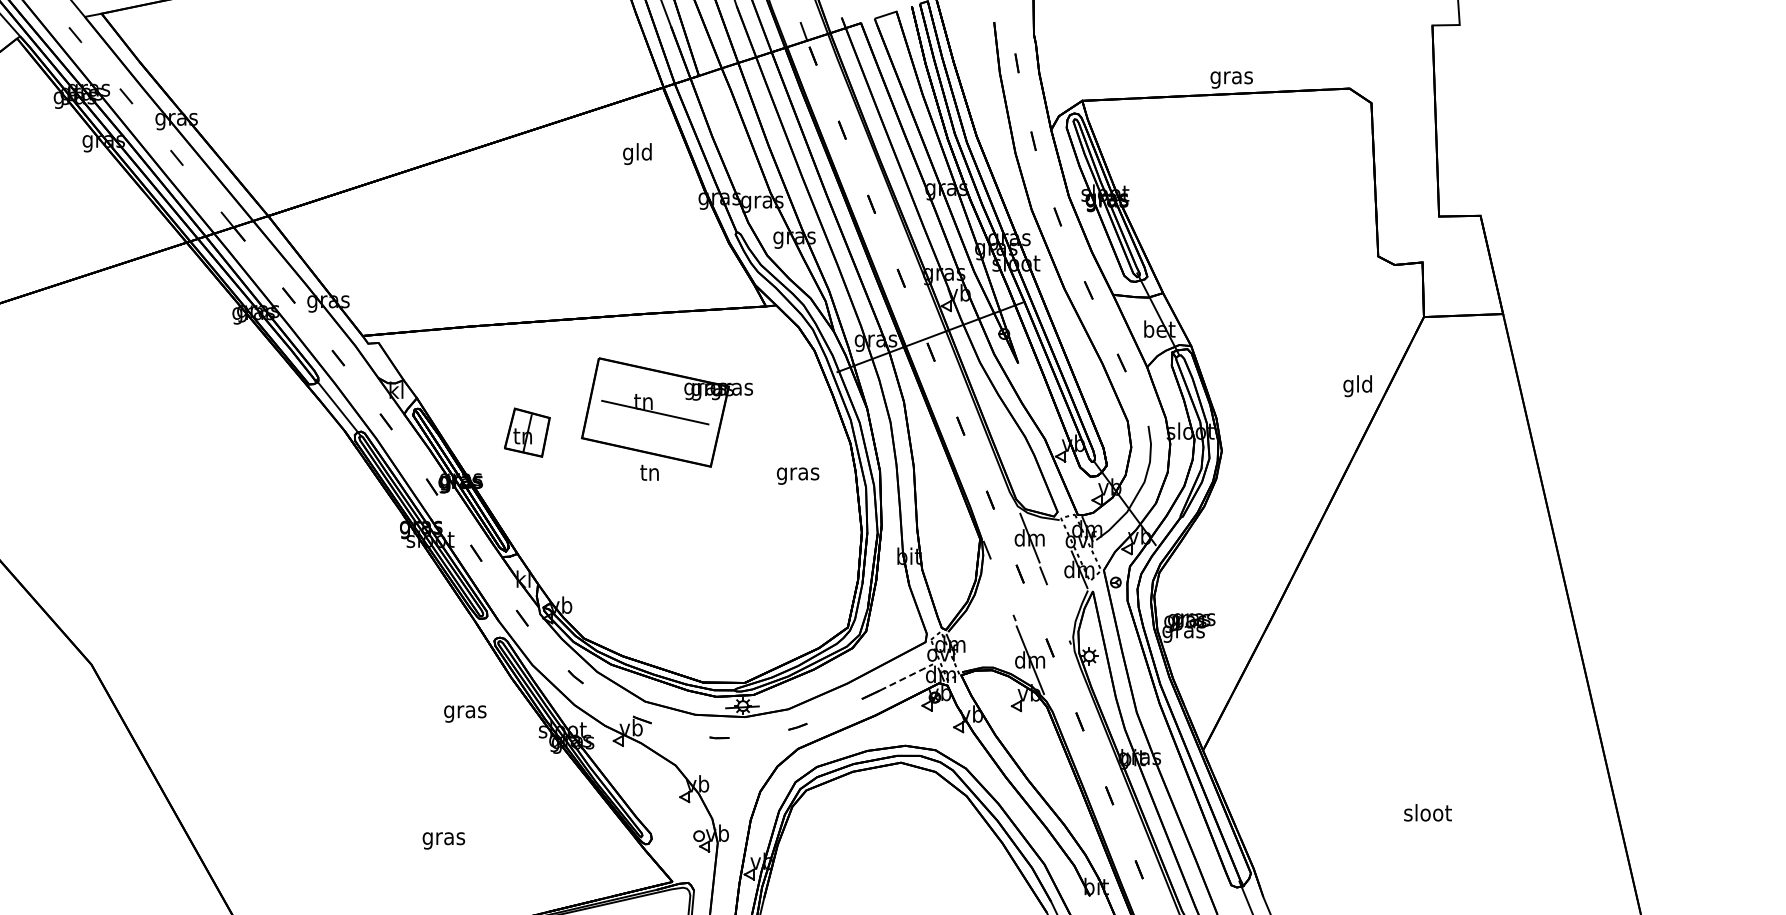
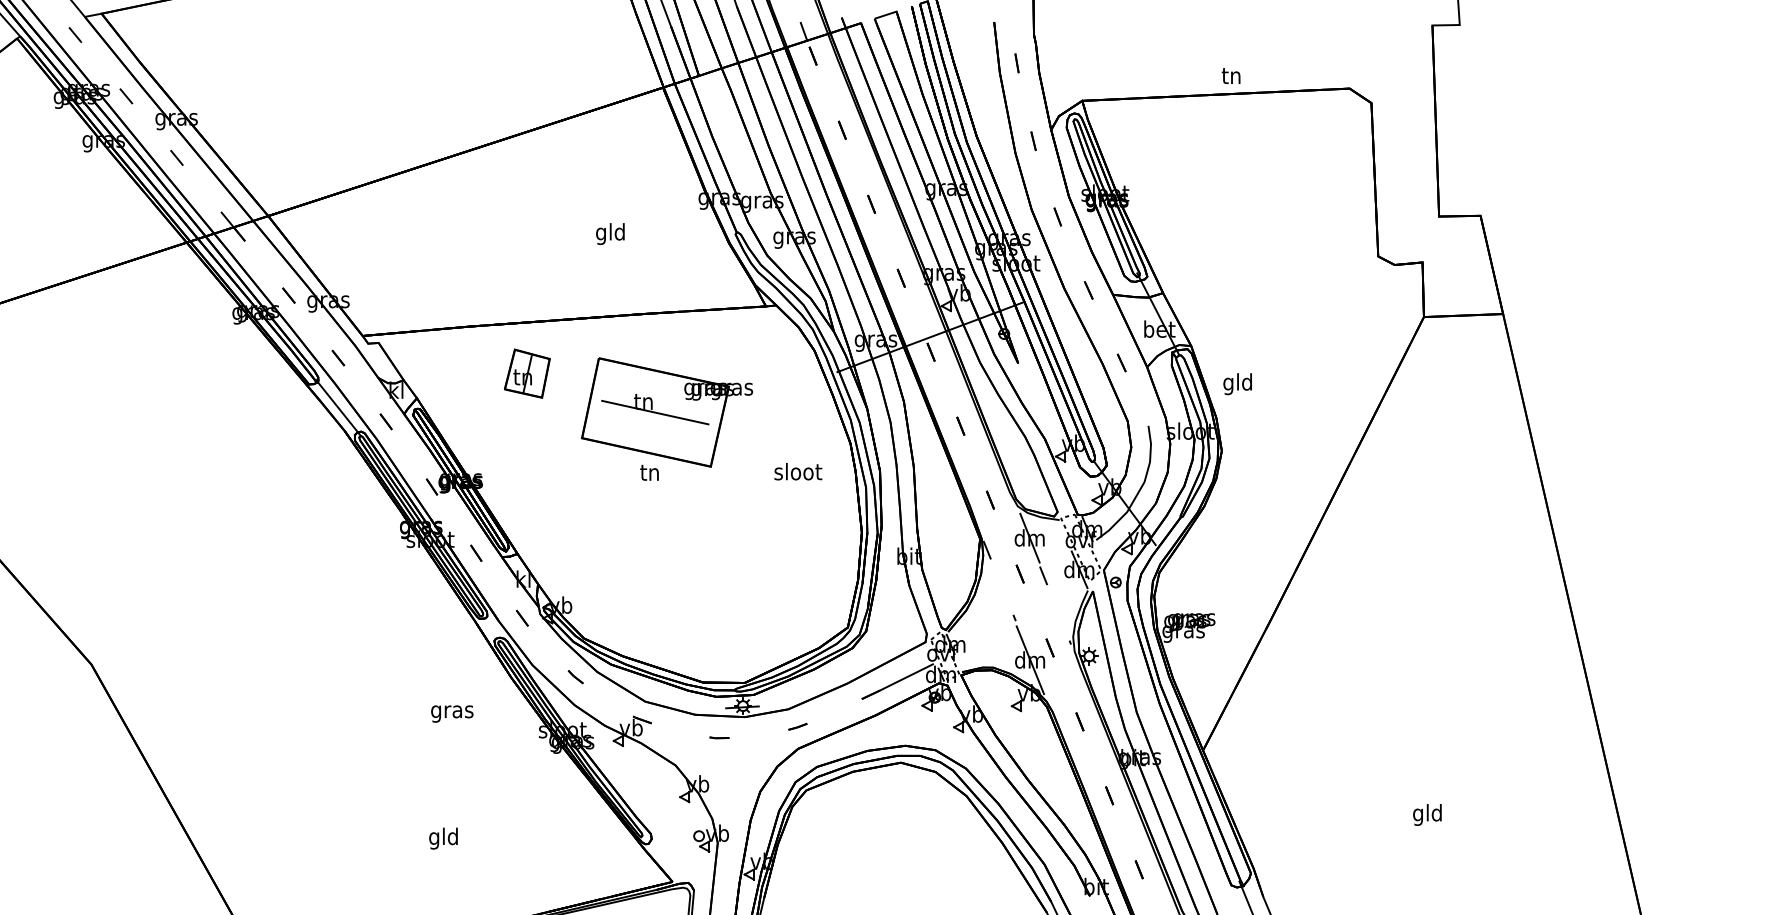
text: gras -> tn (1231, 78)
text position: (637, 153) -> (610, 233) (610, 233)
text position: (1357, 386) -> (1237, 384) (1237, 384)
part position: (527, 432) -> (527, 373) (527, 373)
text: gras -> sloot (798, 473)
line: dashed -> solid (906, 677)
text position: (465, 713) -> (452, 713) (452, 713)
text: sloot -> gld (1427, 814)
text: gras -> gld (443, 838)
